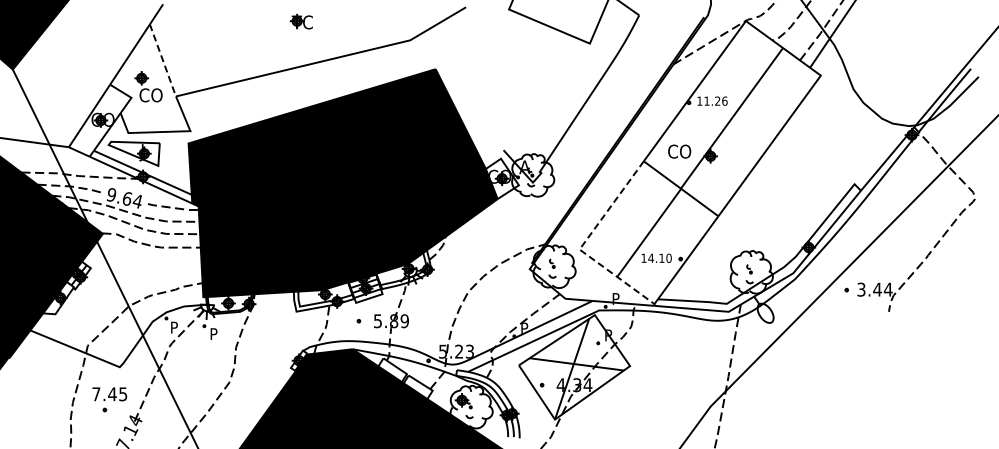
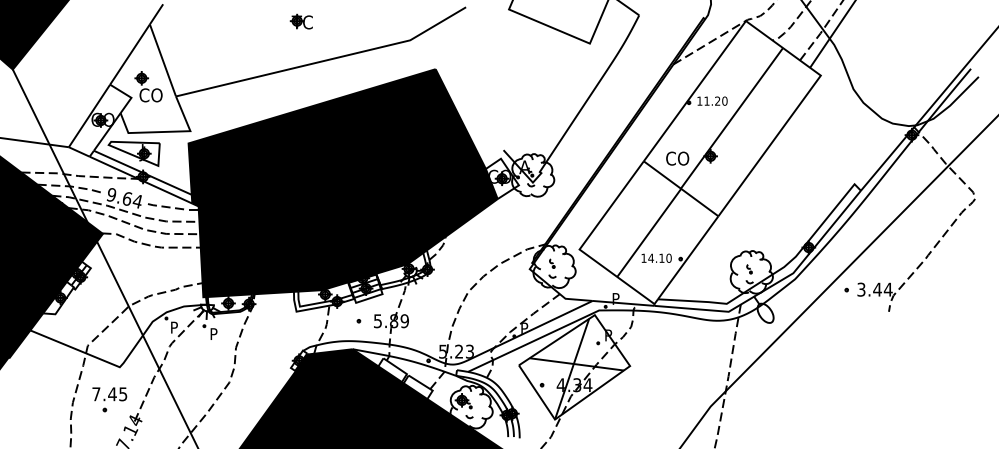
line: dashed -> solid (163, 60)
text: 11.26 -> 11.20 (724, 100)
text position: (679, 151) -> (677, 158) (677, 158)
line: dashed -> solid (584, 243)
